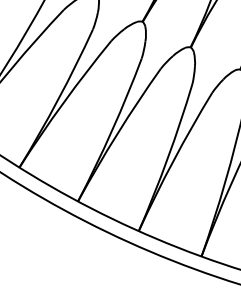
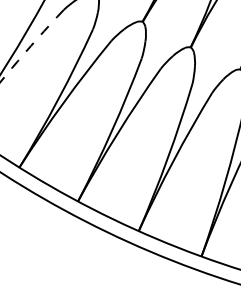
arc: solid -> dashed (31, 46)
